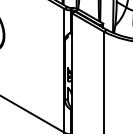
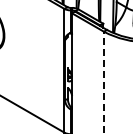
line: solid -> dashed (103, 82)
